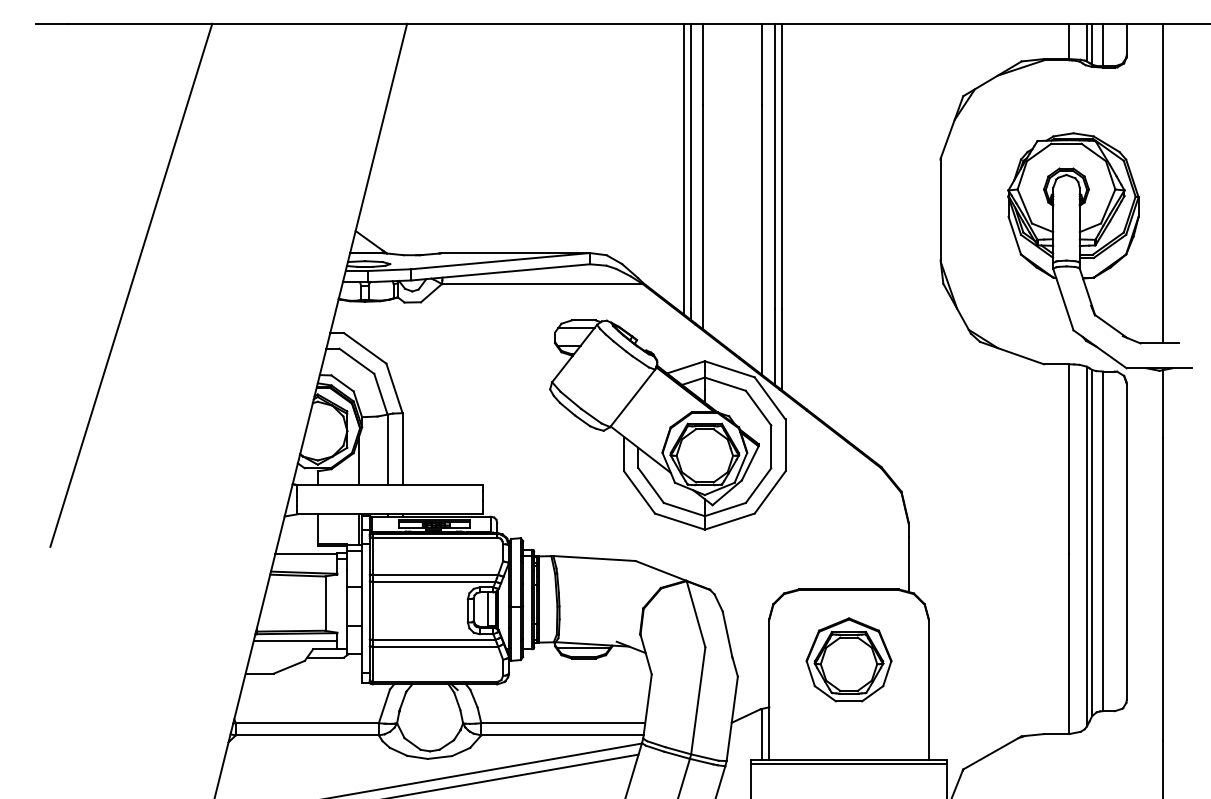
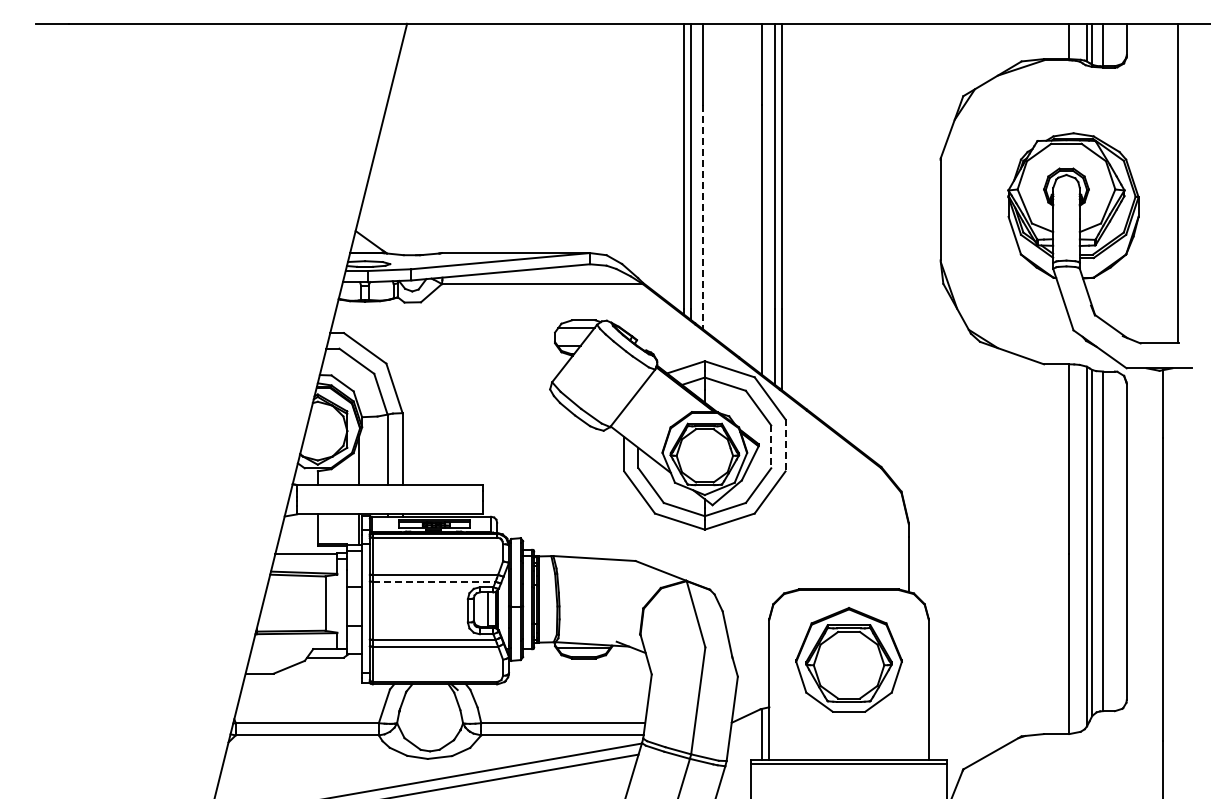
line position: (1162, 183) -> (1177, 183) (1177, 183)
line: solid -> dashed (703, 217)
line: present -> none (131, 284)
line: solid -> dashed (785, 445)
line: solid -> dashed (771, 447)
line: solid -> dashed (434, 581)
line: present -> none (295, 640)
part size: 88x86 px -> 108x106 px (848, 659)
